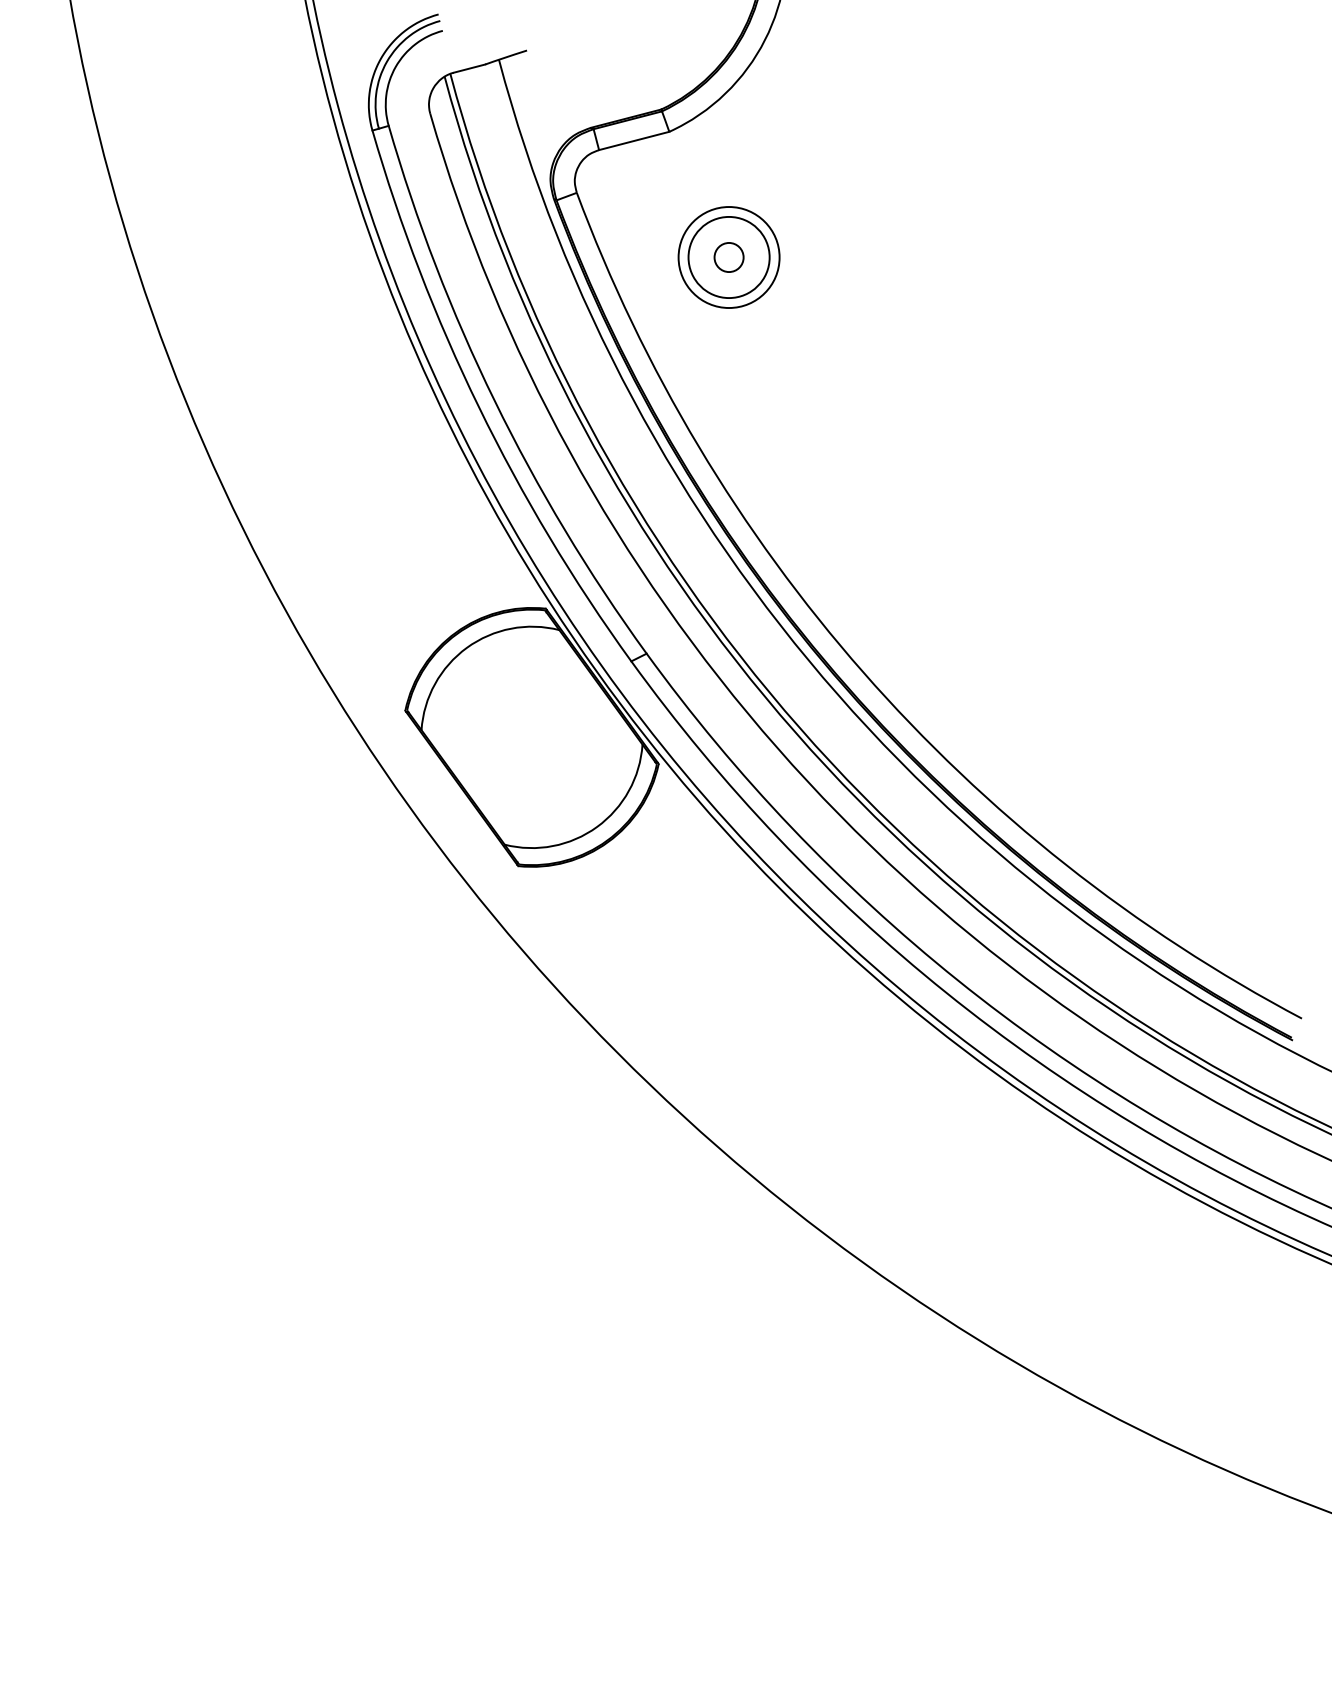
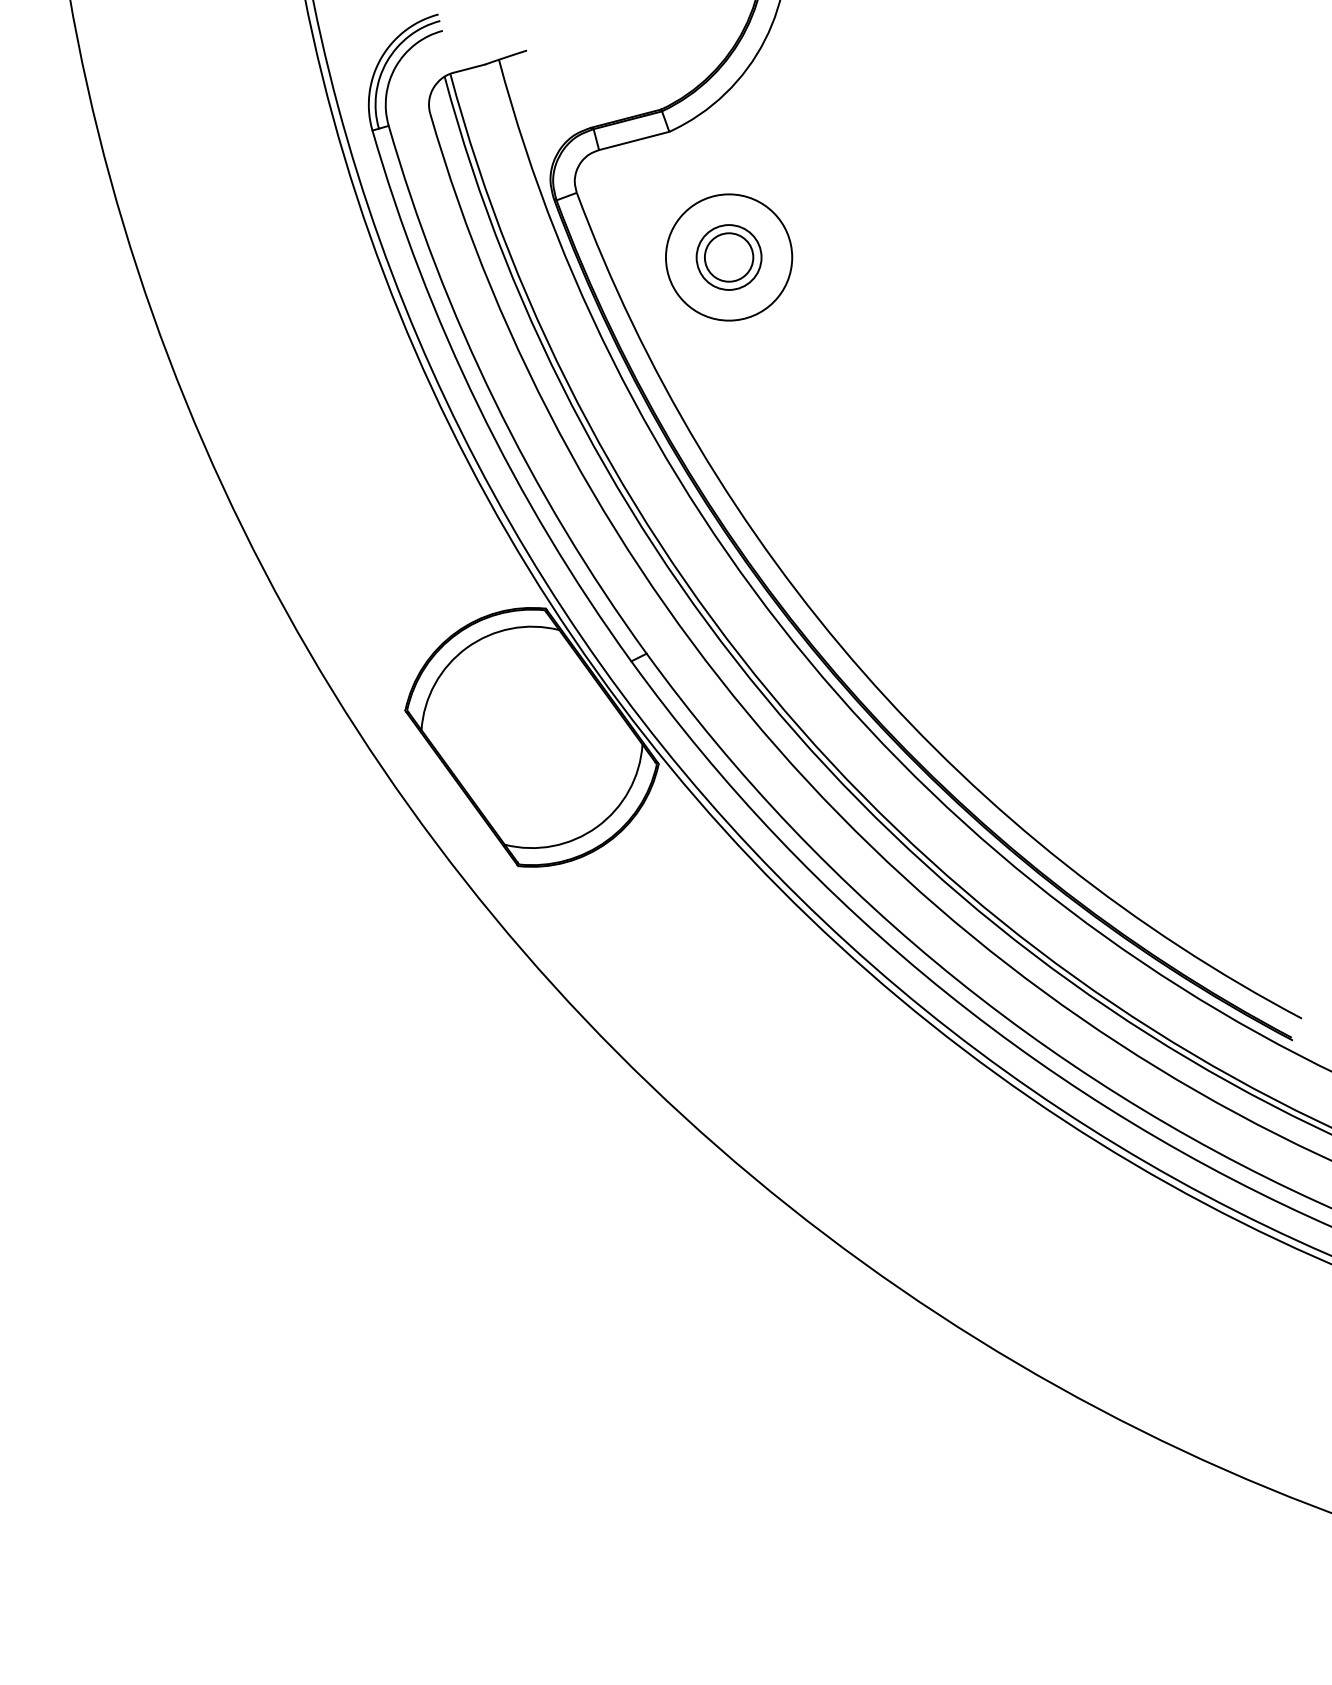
circle diameter: 101 px -> 126 px (728, 257)
circle diameter: 29 px -> 48 px (728, 257)
circle diameter: 81 px -> 65 px (728, 257)
